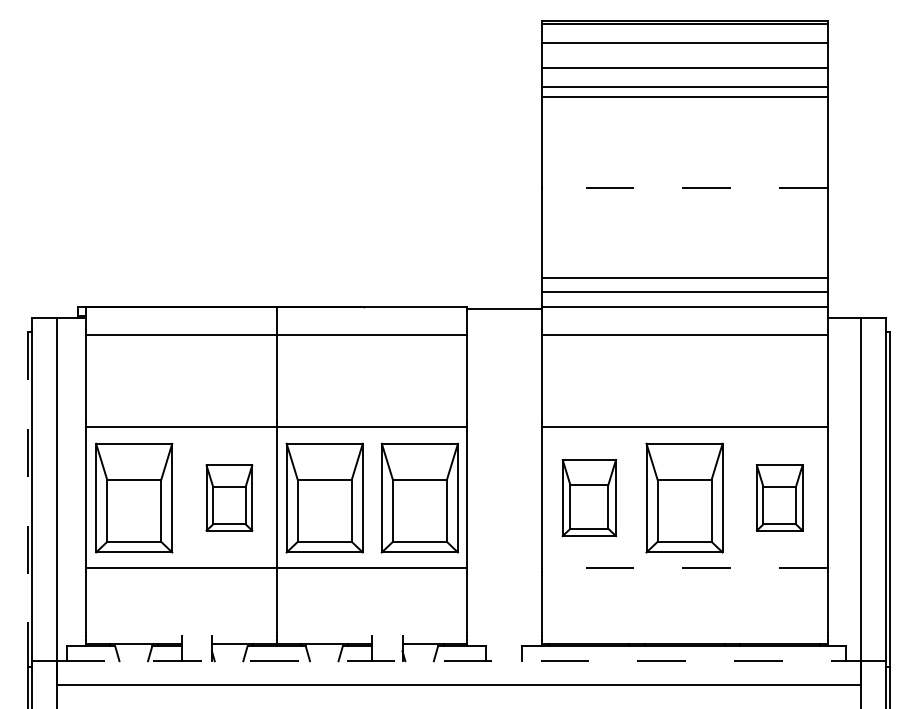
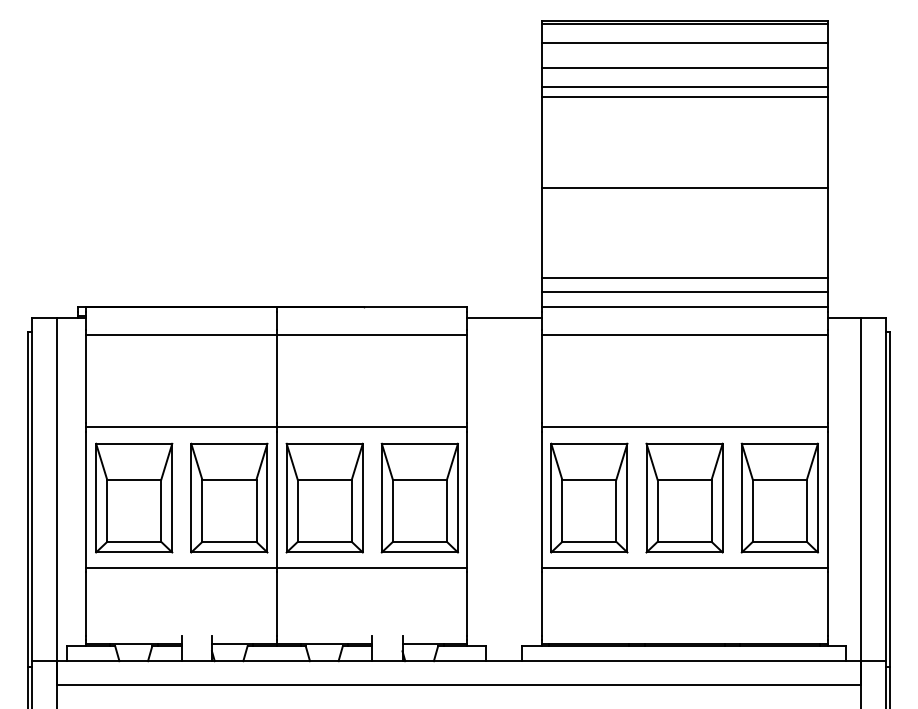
line: dashed -> solid (684, 188)
line position: (504, 308) -> (504, 317) (504, 317)
part size: 49x68 px -> 79x112 px (229, 497)
part size: 49x68 px -> 79x112 px (779, 497)
part size: 56x79 px -> 79x112 px (589, 497)
line: dashed -> solid (27, 500)
line: dashed -> solid (684, 567)
line: dashed -> solid (459, 661)
